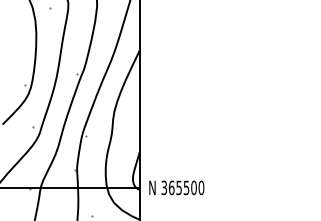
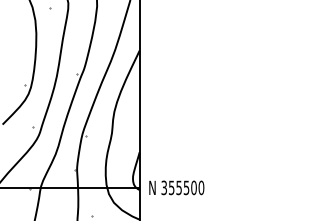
text: 365500 -> 355500 (171, 187)
